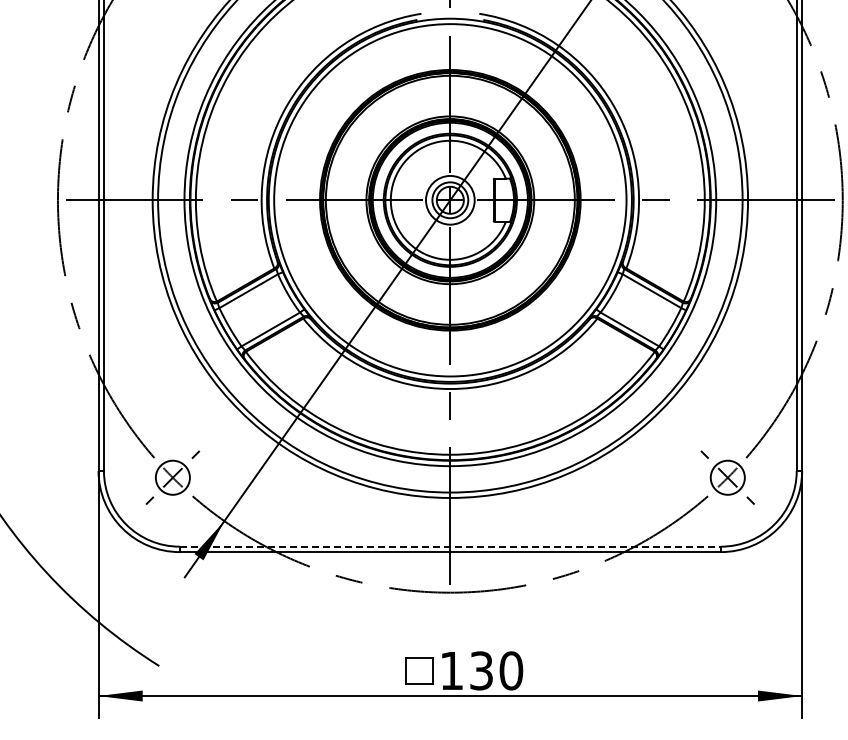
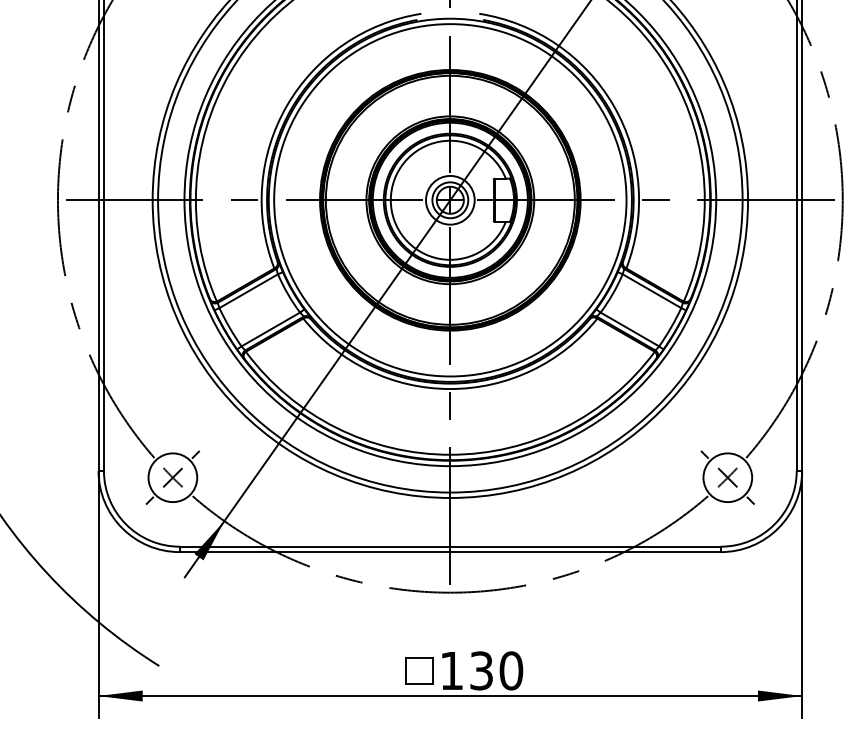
circle diameter: 34 px -> 49 px (172, 477)
circle diameter: 34 px -> 49 px (727, 477)
line: dashed -> solid (450, 546)
